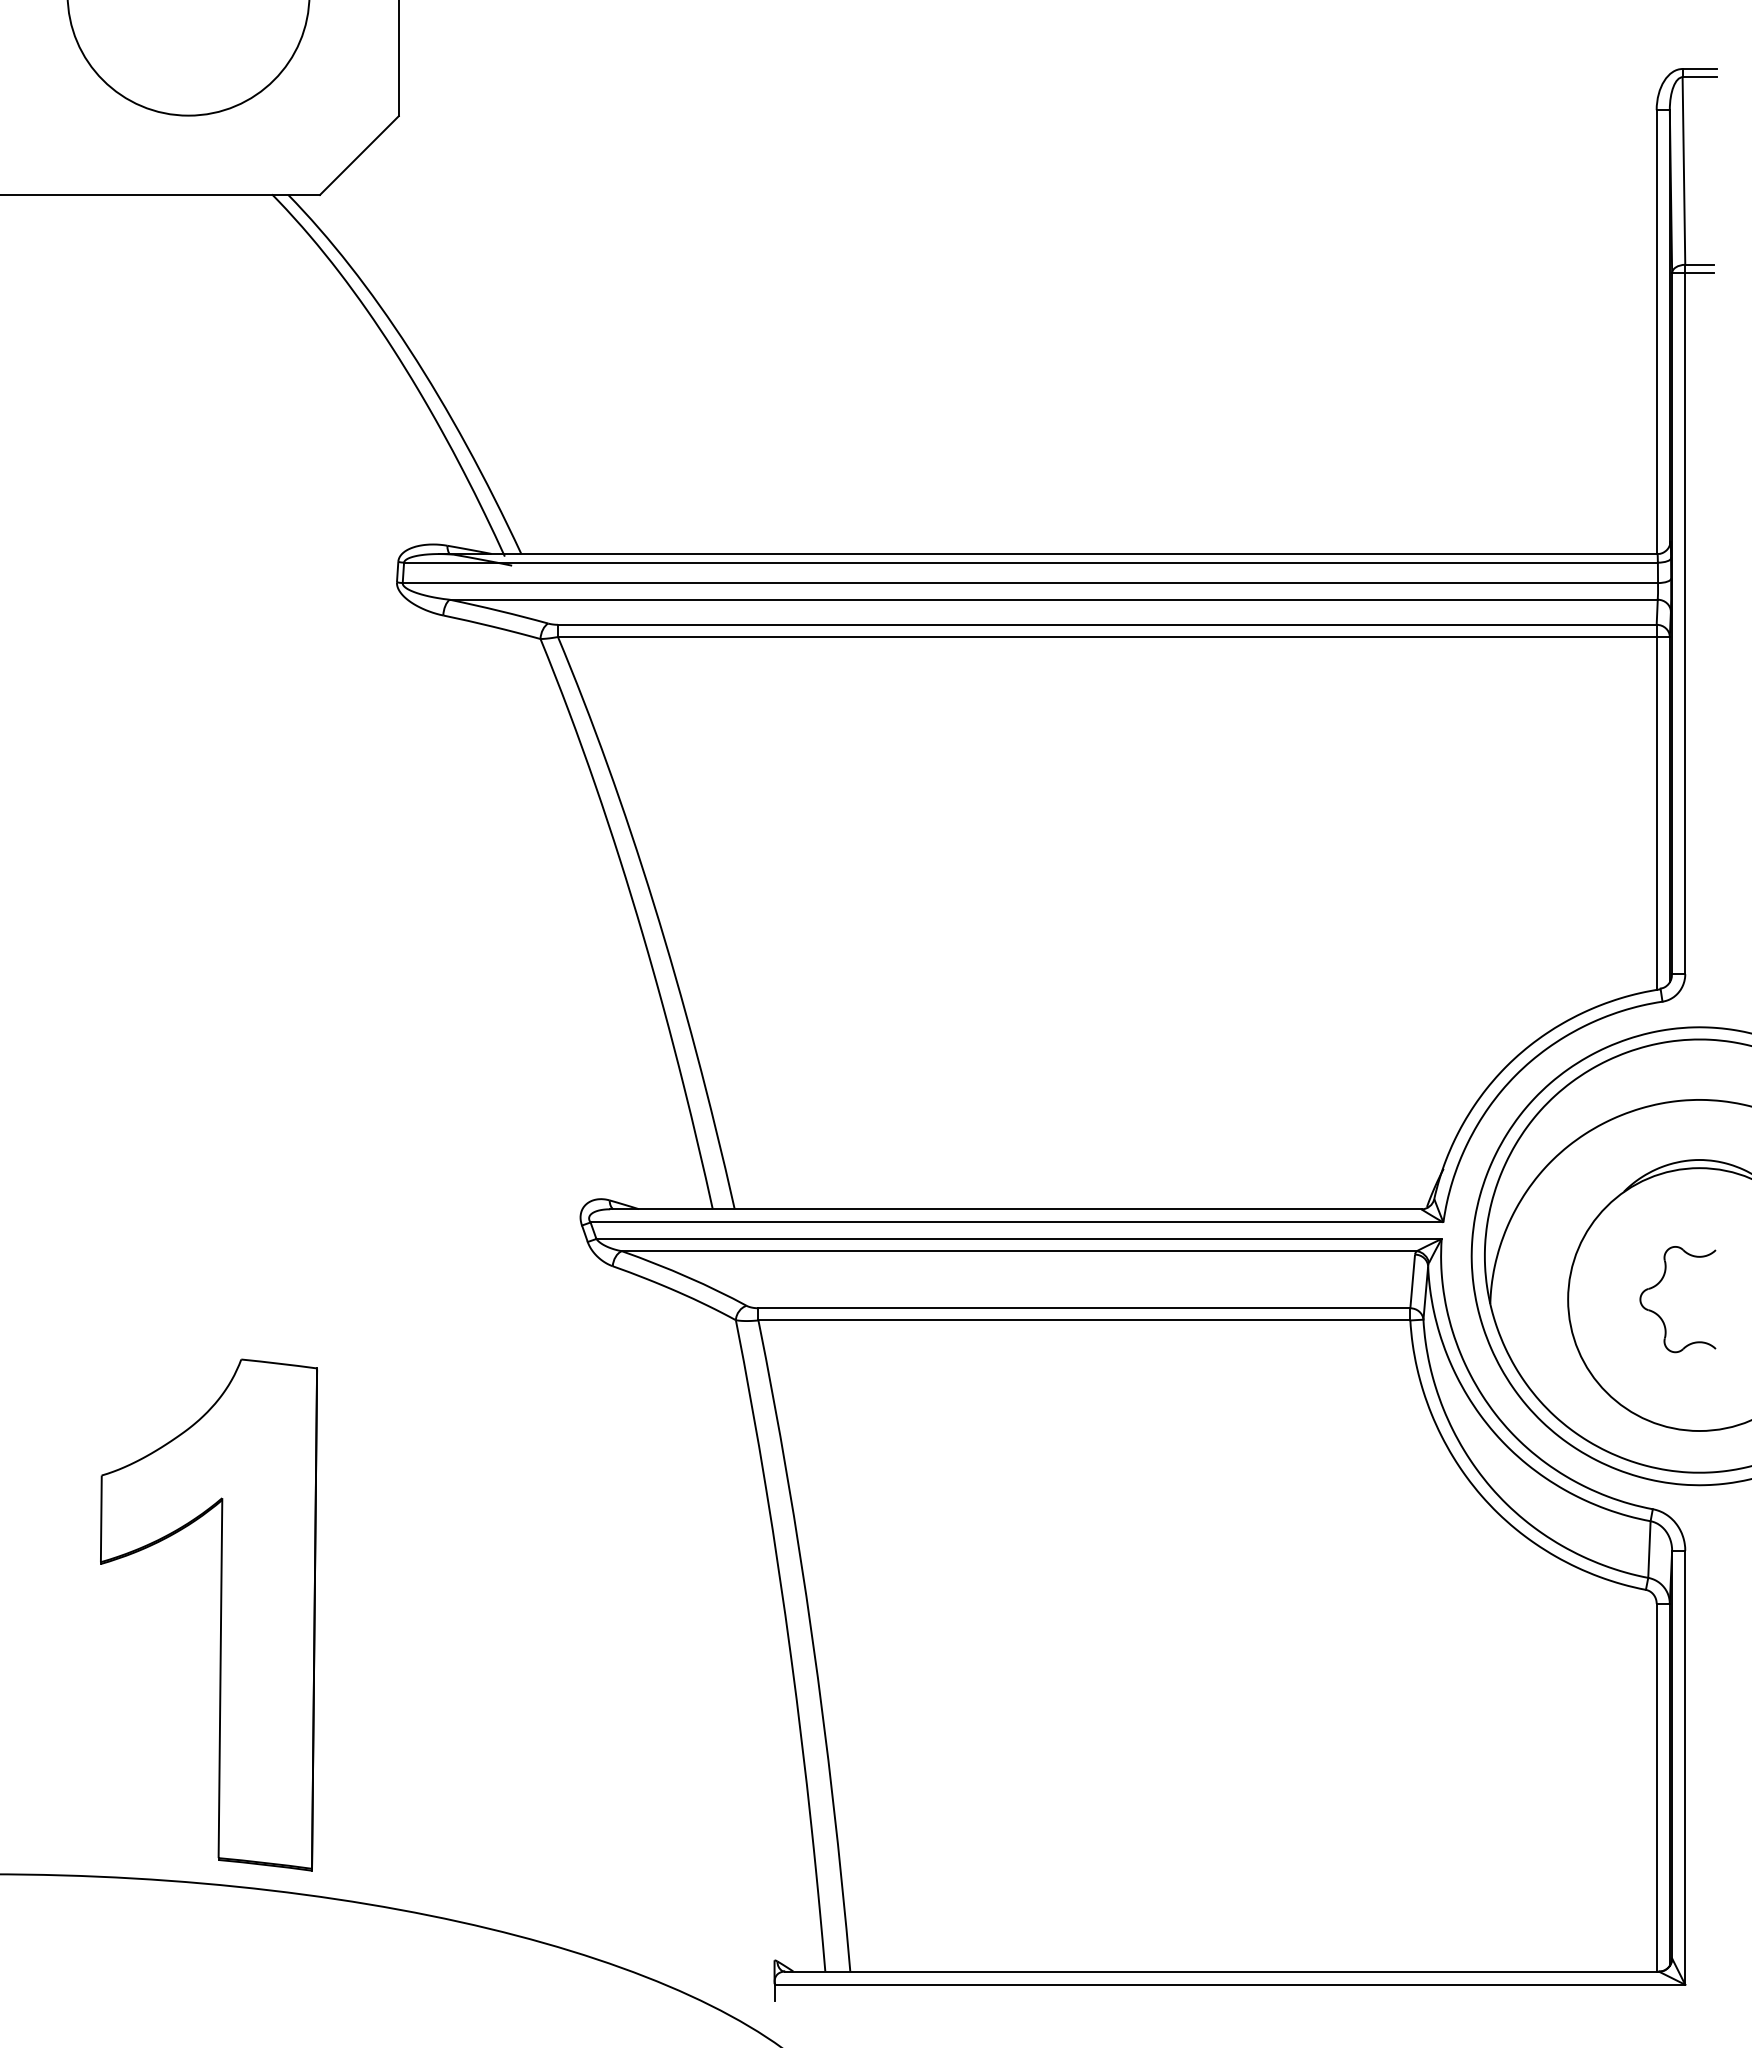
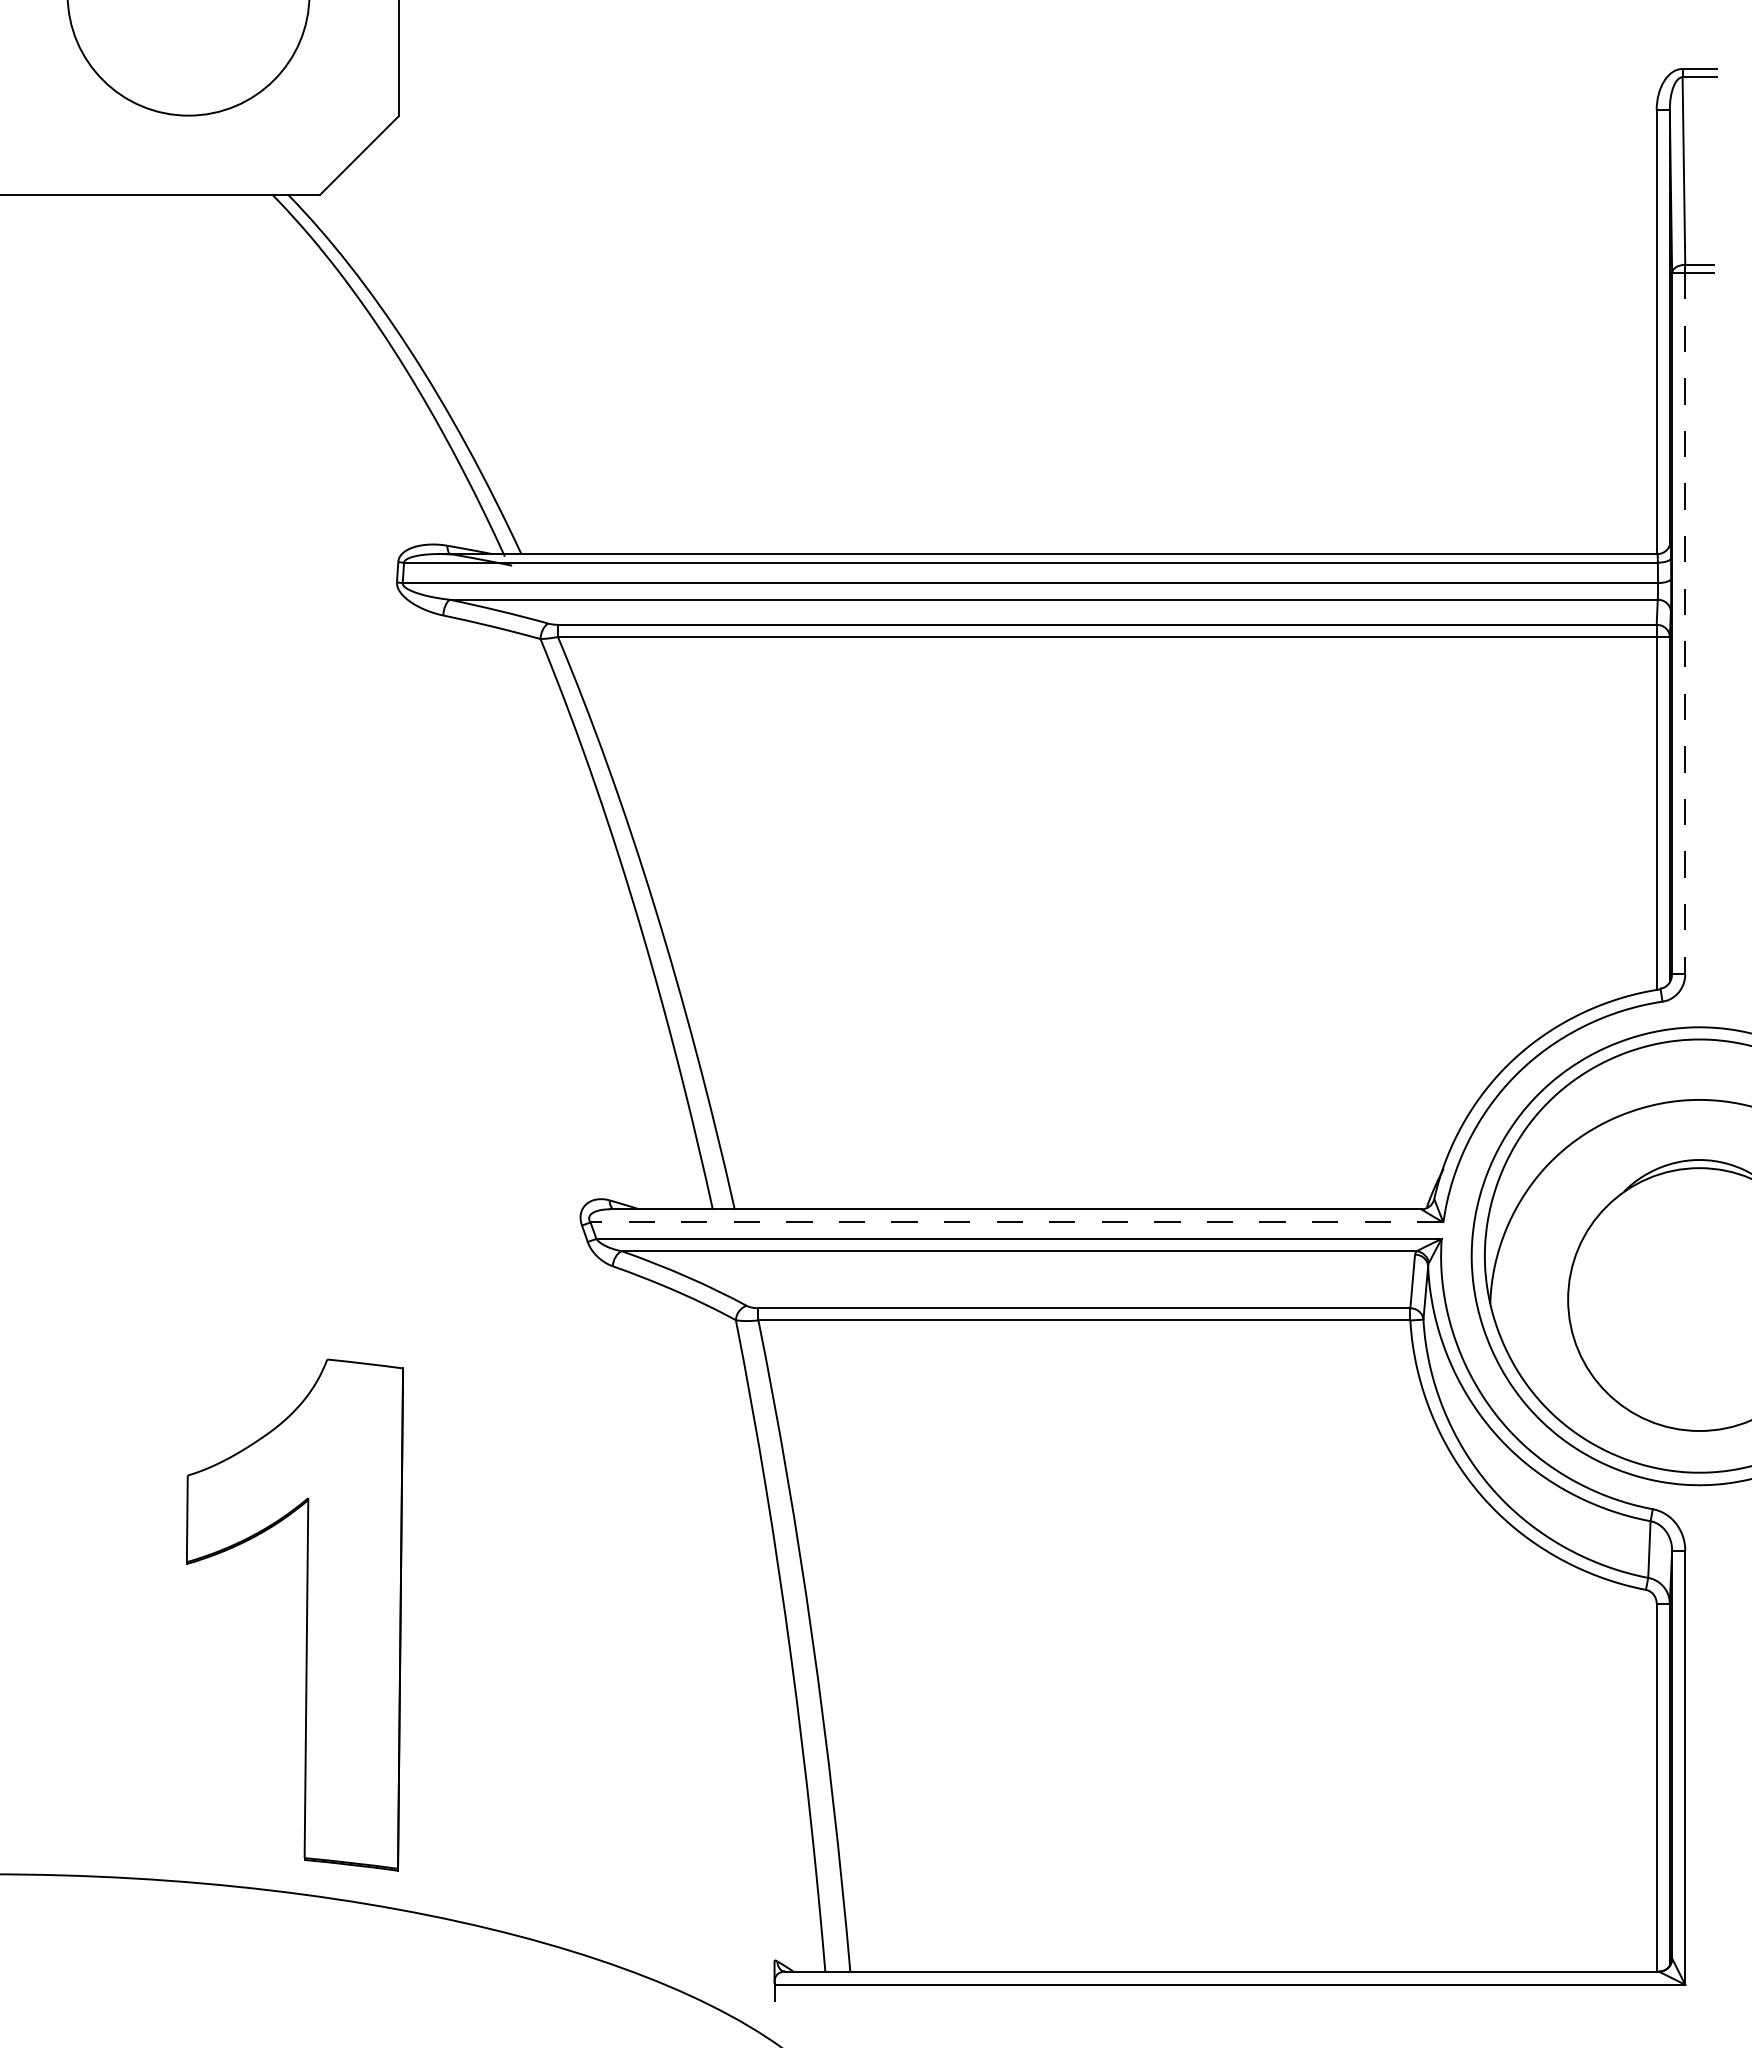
line: solid -> dashed (1685, 623)
line: solid -> dashed (1016, 1222)
part: present -> none (1660, 1282)
part position: (220, 1614) -> (306, 1614) (306, 1614)
